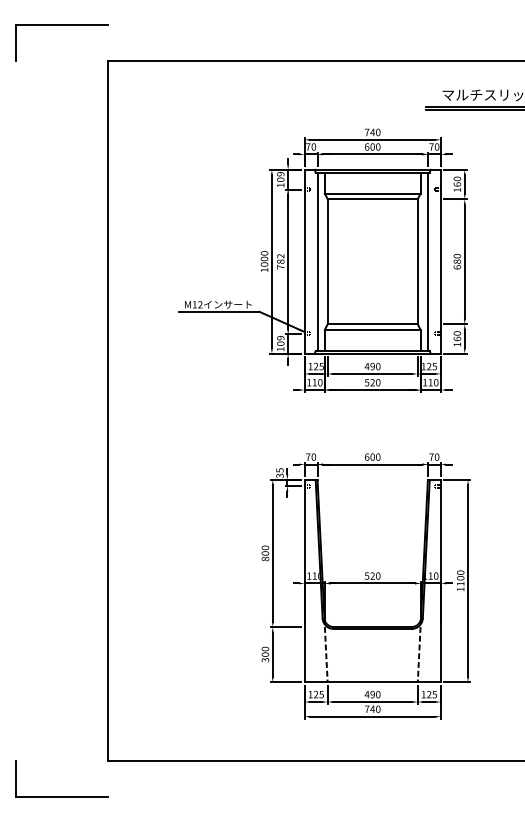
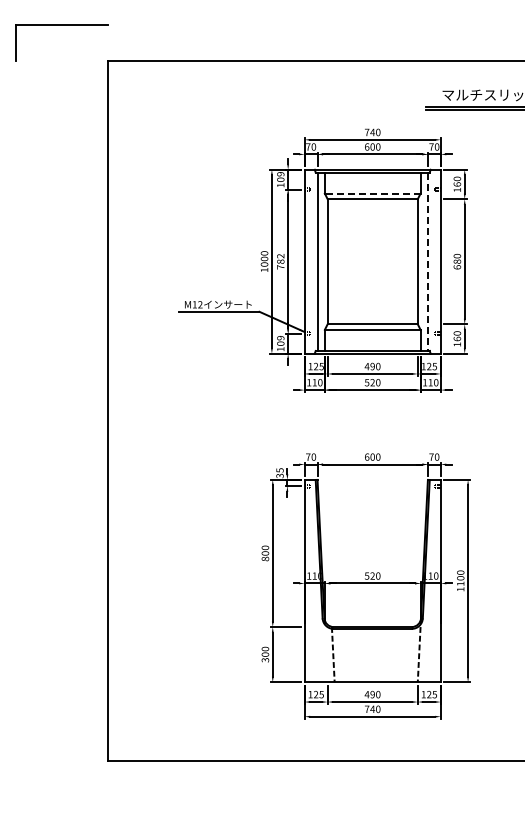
line: solid -> dashed (372, 193)
line: solid -> dashed (427, 262)
line position: (325, 654) -> (332, 654) (332, 654)
part: present -> none (61, 796)
